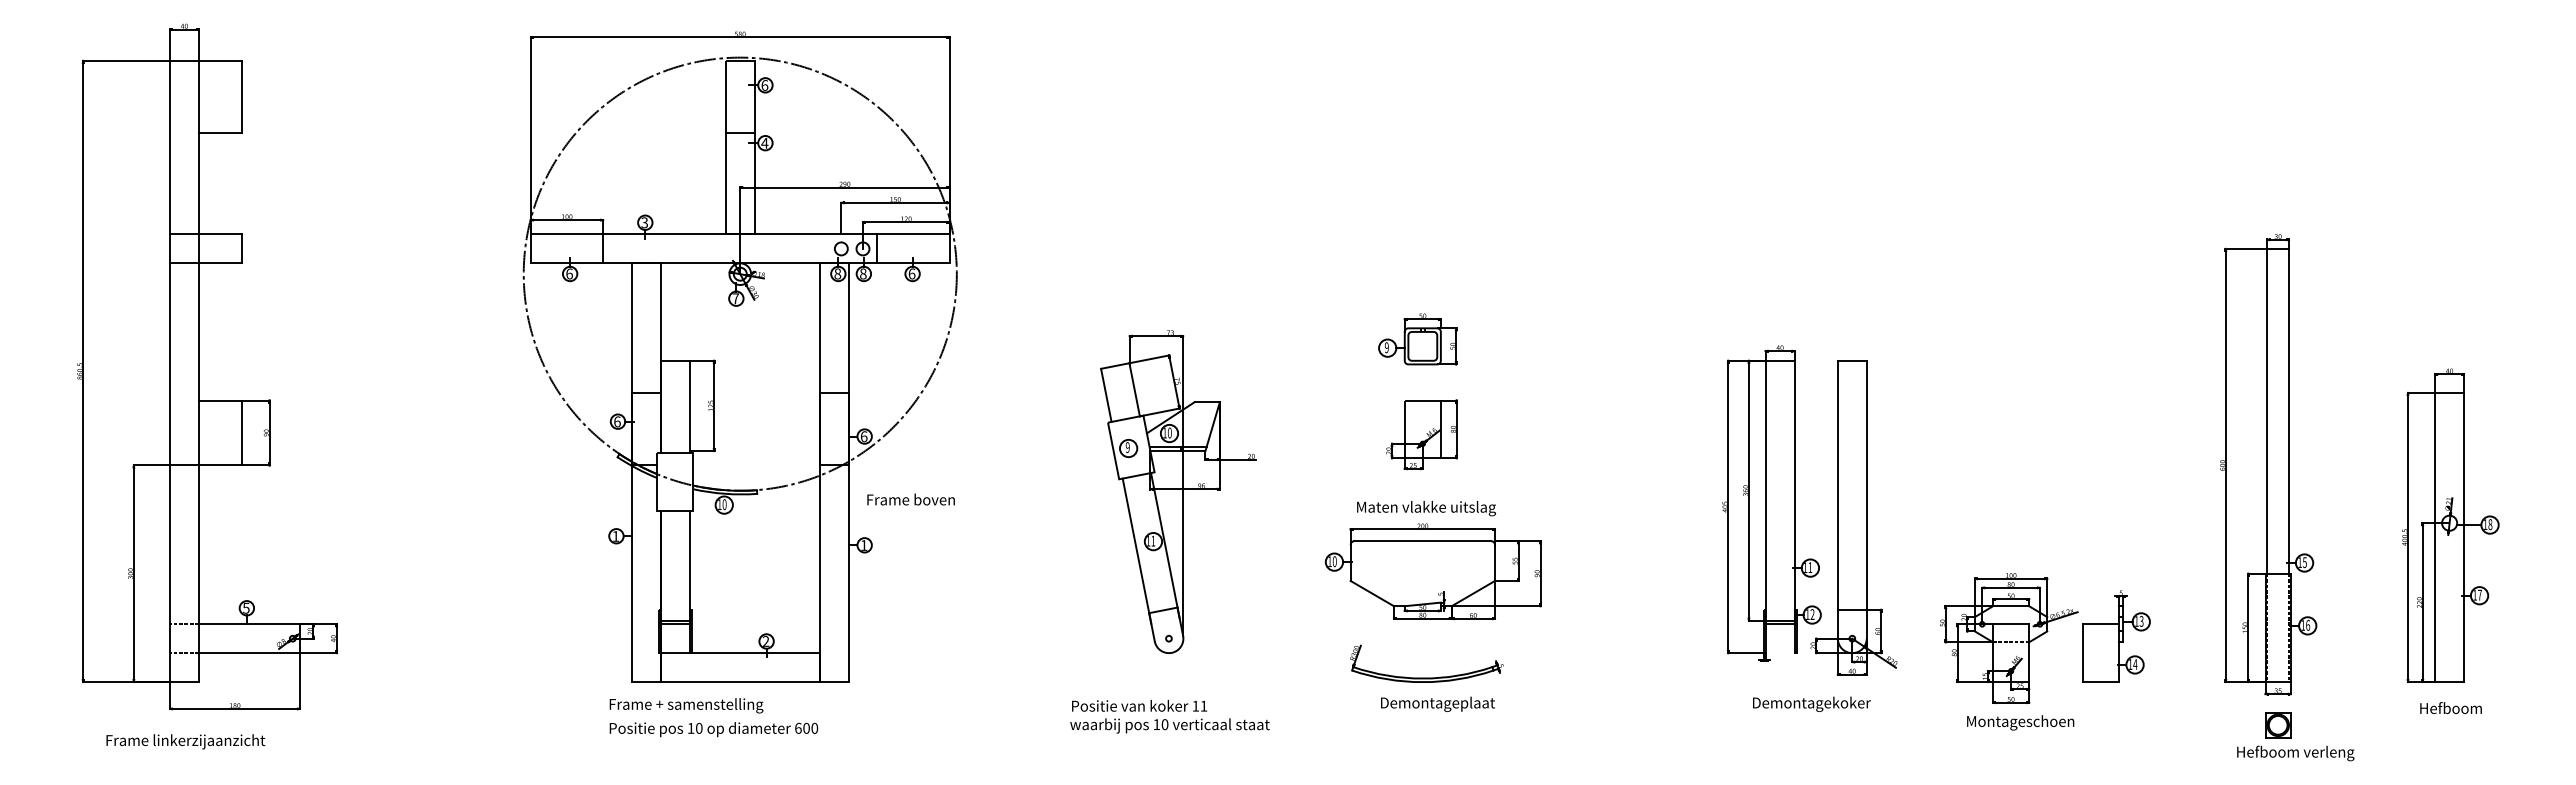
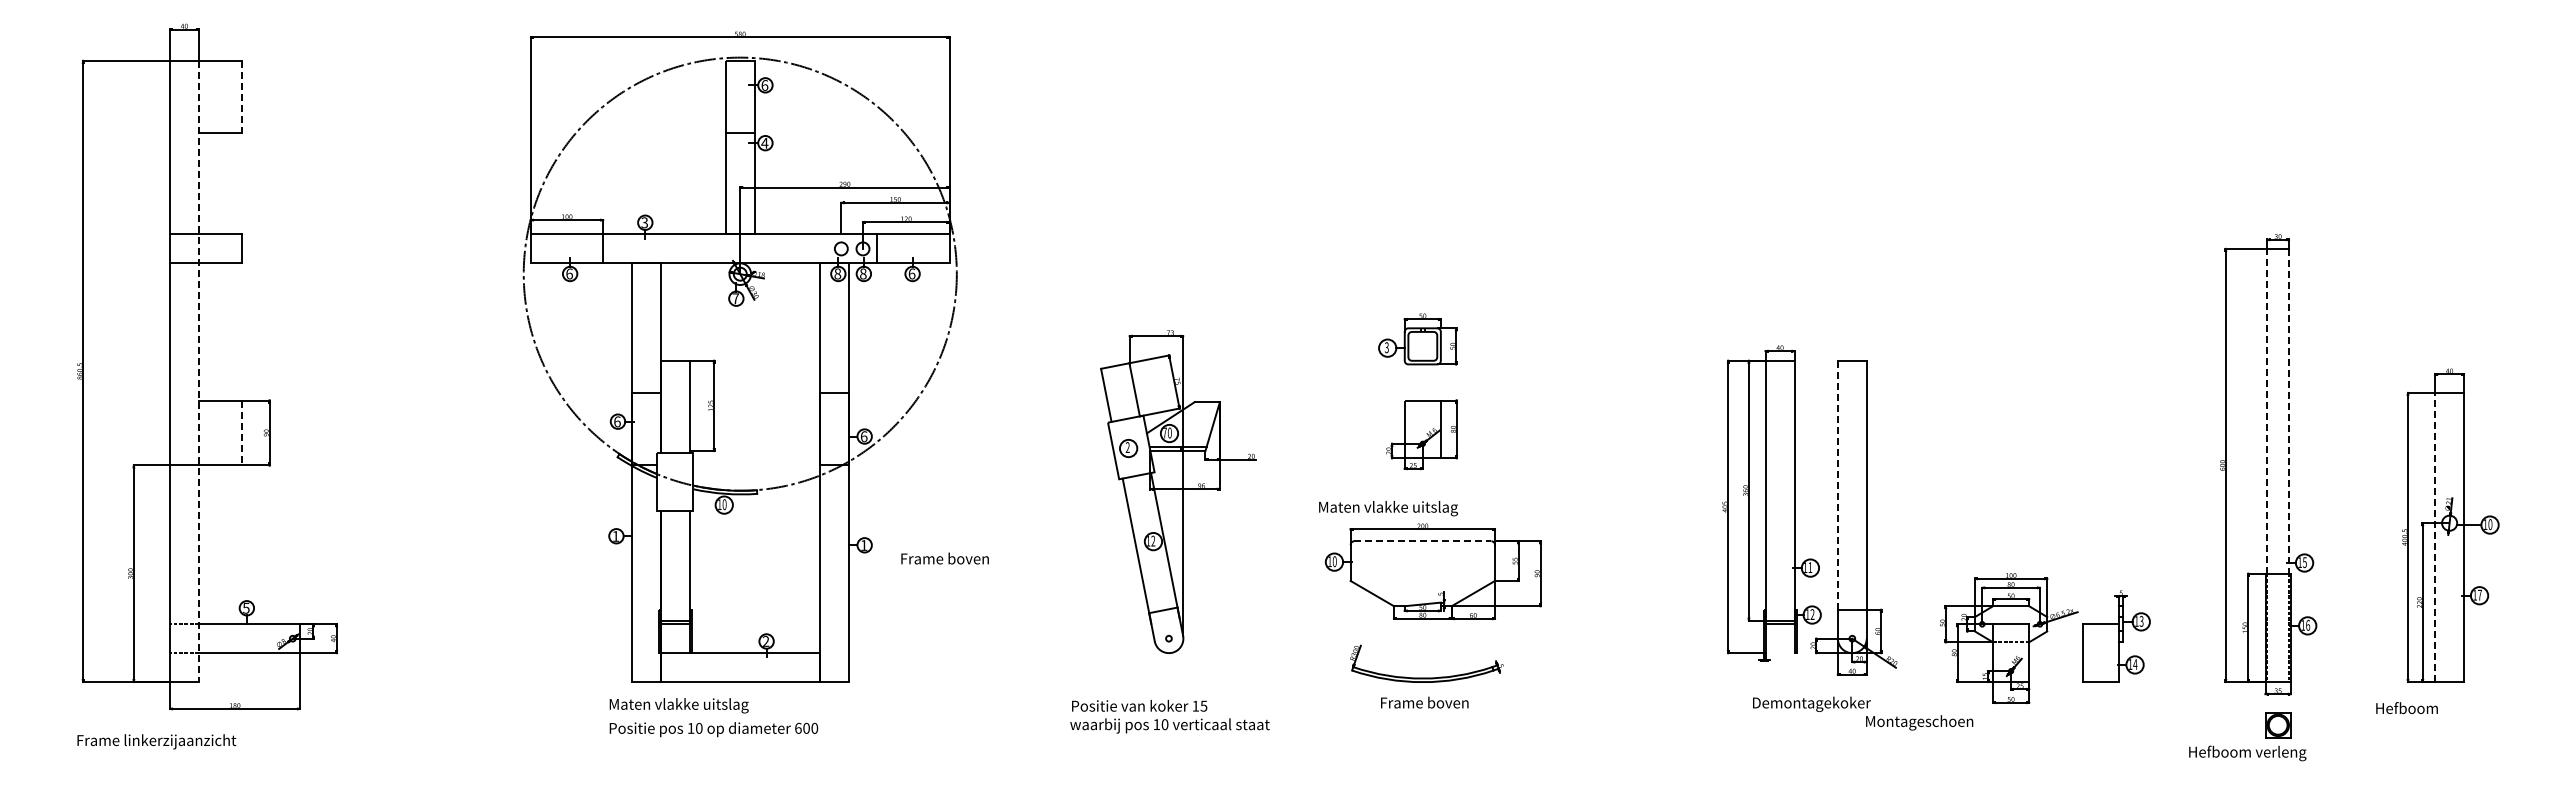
line: solid -> dashed (242, 97)
text: 9 -> 3 (1386, 347)
line: solid -> dashed (198, 372)
line: solid -> dashed (2267, 410)
line: solid -> dashed (2289, 411)
text: 10 -> 70 (1164, 432)
line: solid -> dashed (242, 433)
text: 9 -> 2 (1127, 447)
line: solid -> dashed (1837, 485)
text position: (910, 499) -> (944, 558) (944, 558)
text position: (1426, 508) -> (1388, 508) (1388, 508)
text: 18 -> 10 (2490, 525)
line: solid -> dashed (2435, 537)
text: 11 -> 12 (1152, 540)
line: solid -> dashed (1422, 541)
text: Demontageplaat -> Frame boven (1438, 703)
text: Frame + samenstelling -> Maten vlakke uitslag (686, 705)
text: 11 -> 15 (1203, 705)
text position: (2450, 708) -> (2406, 708) (2406, 708)
text position: (2020, 722) -> (1919, 722) (1919, 722)
text position: (185, 741) -> (156, 741) (156, 741)
text position: (2295, 753) -> (2247, 753) (2247, 753)
